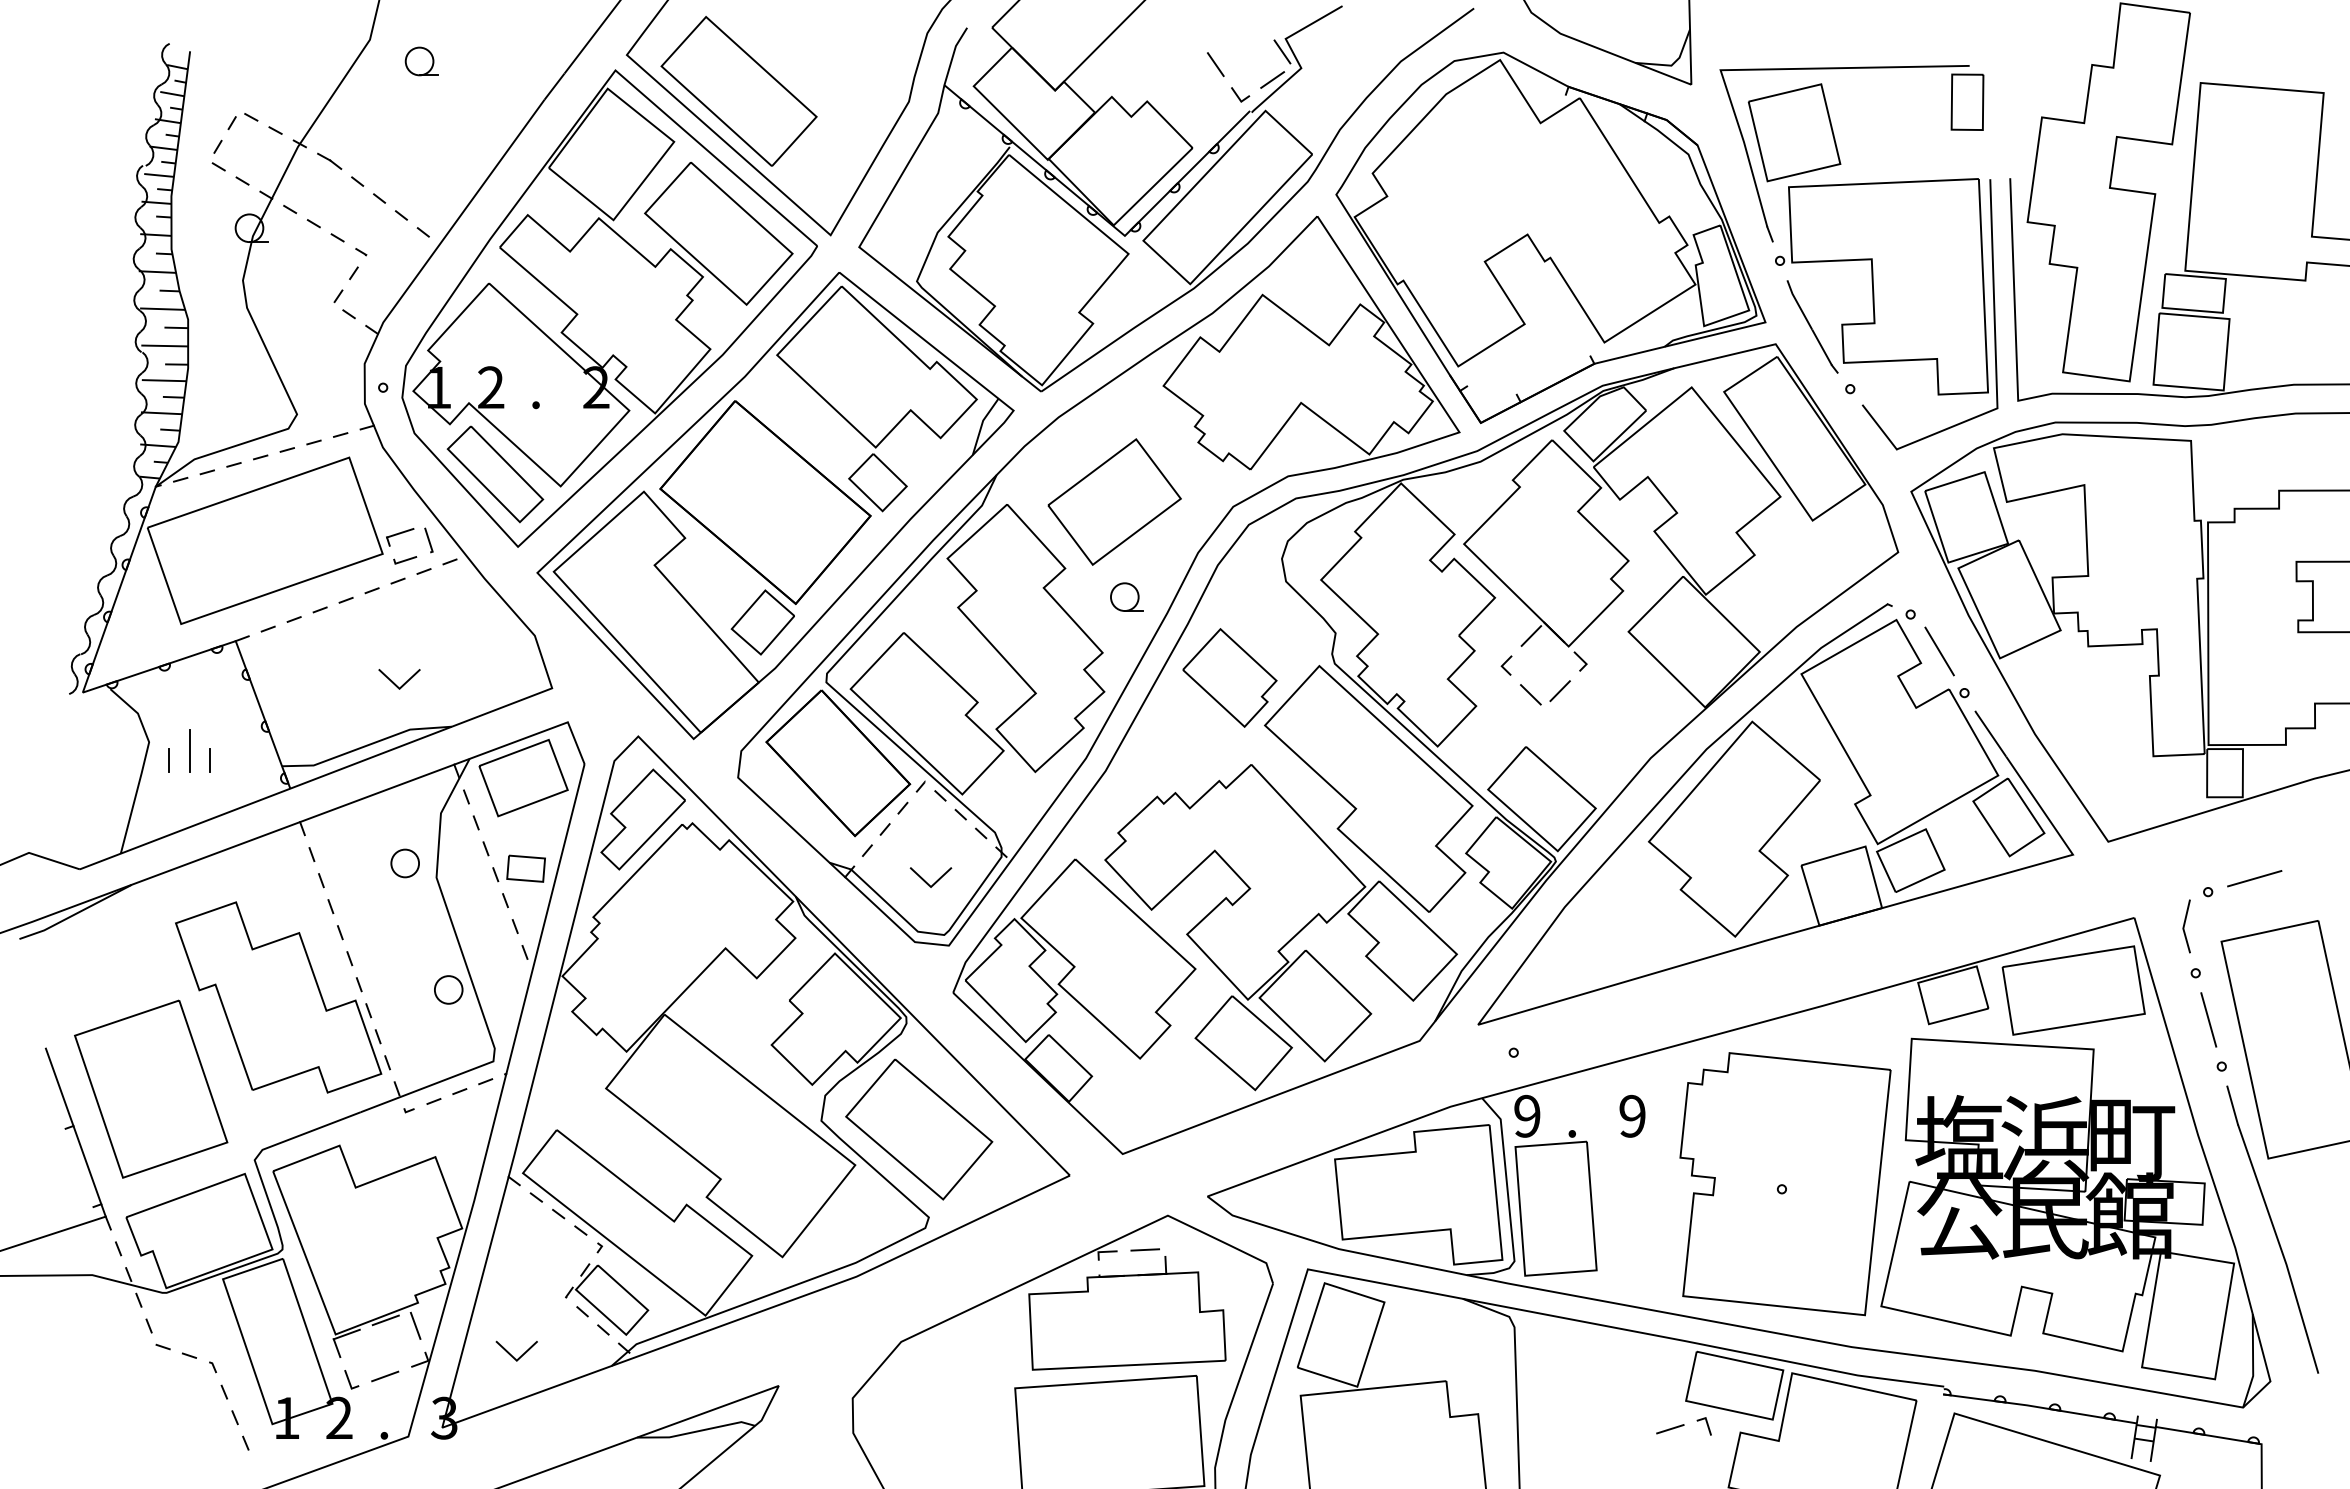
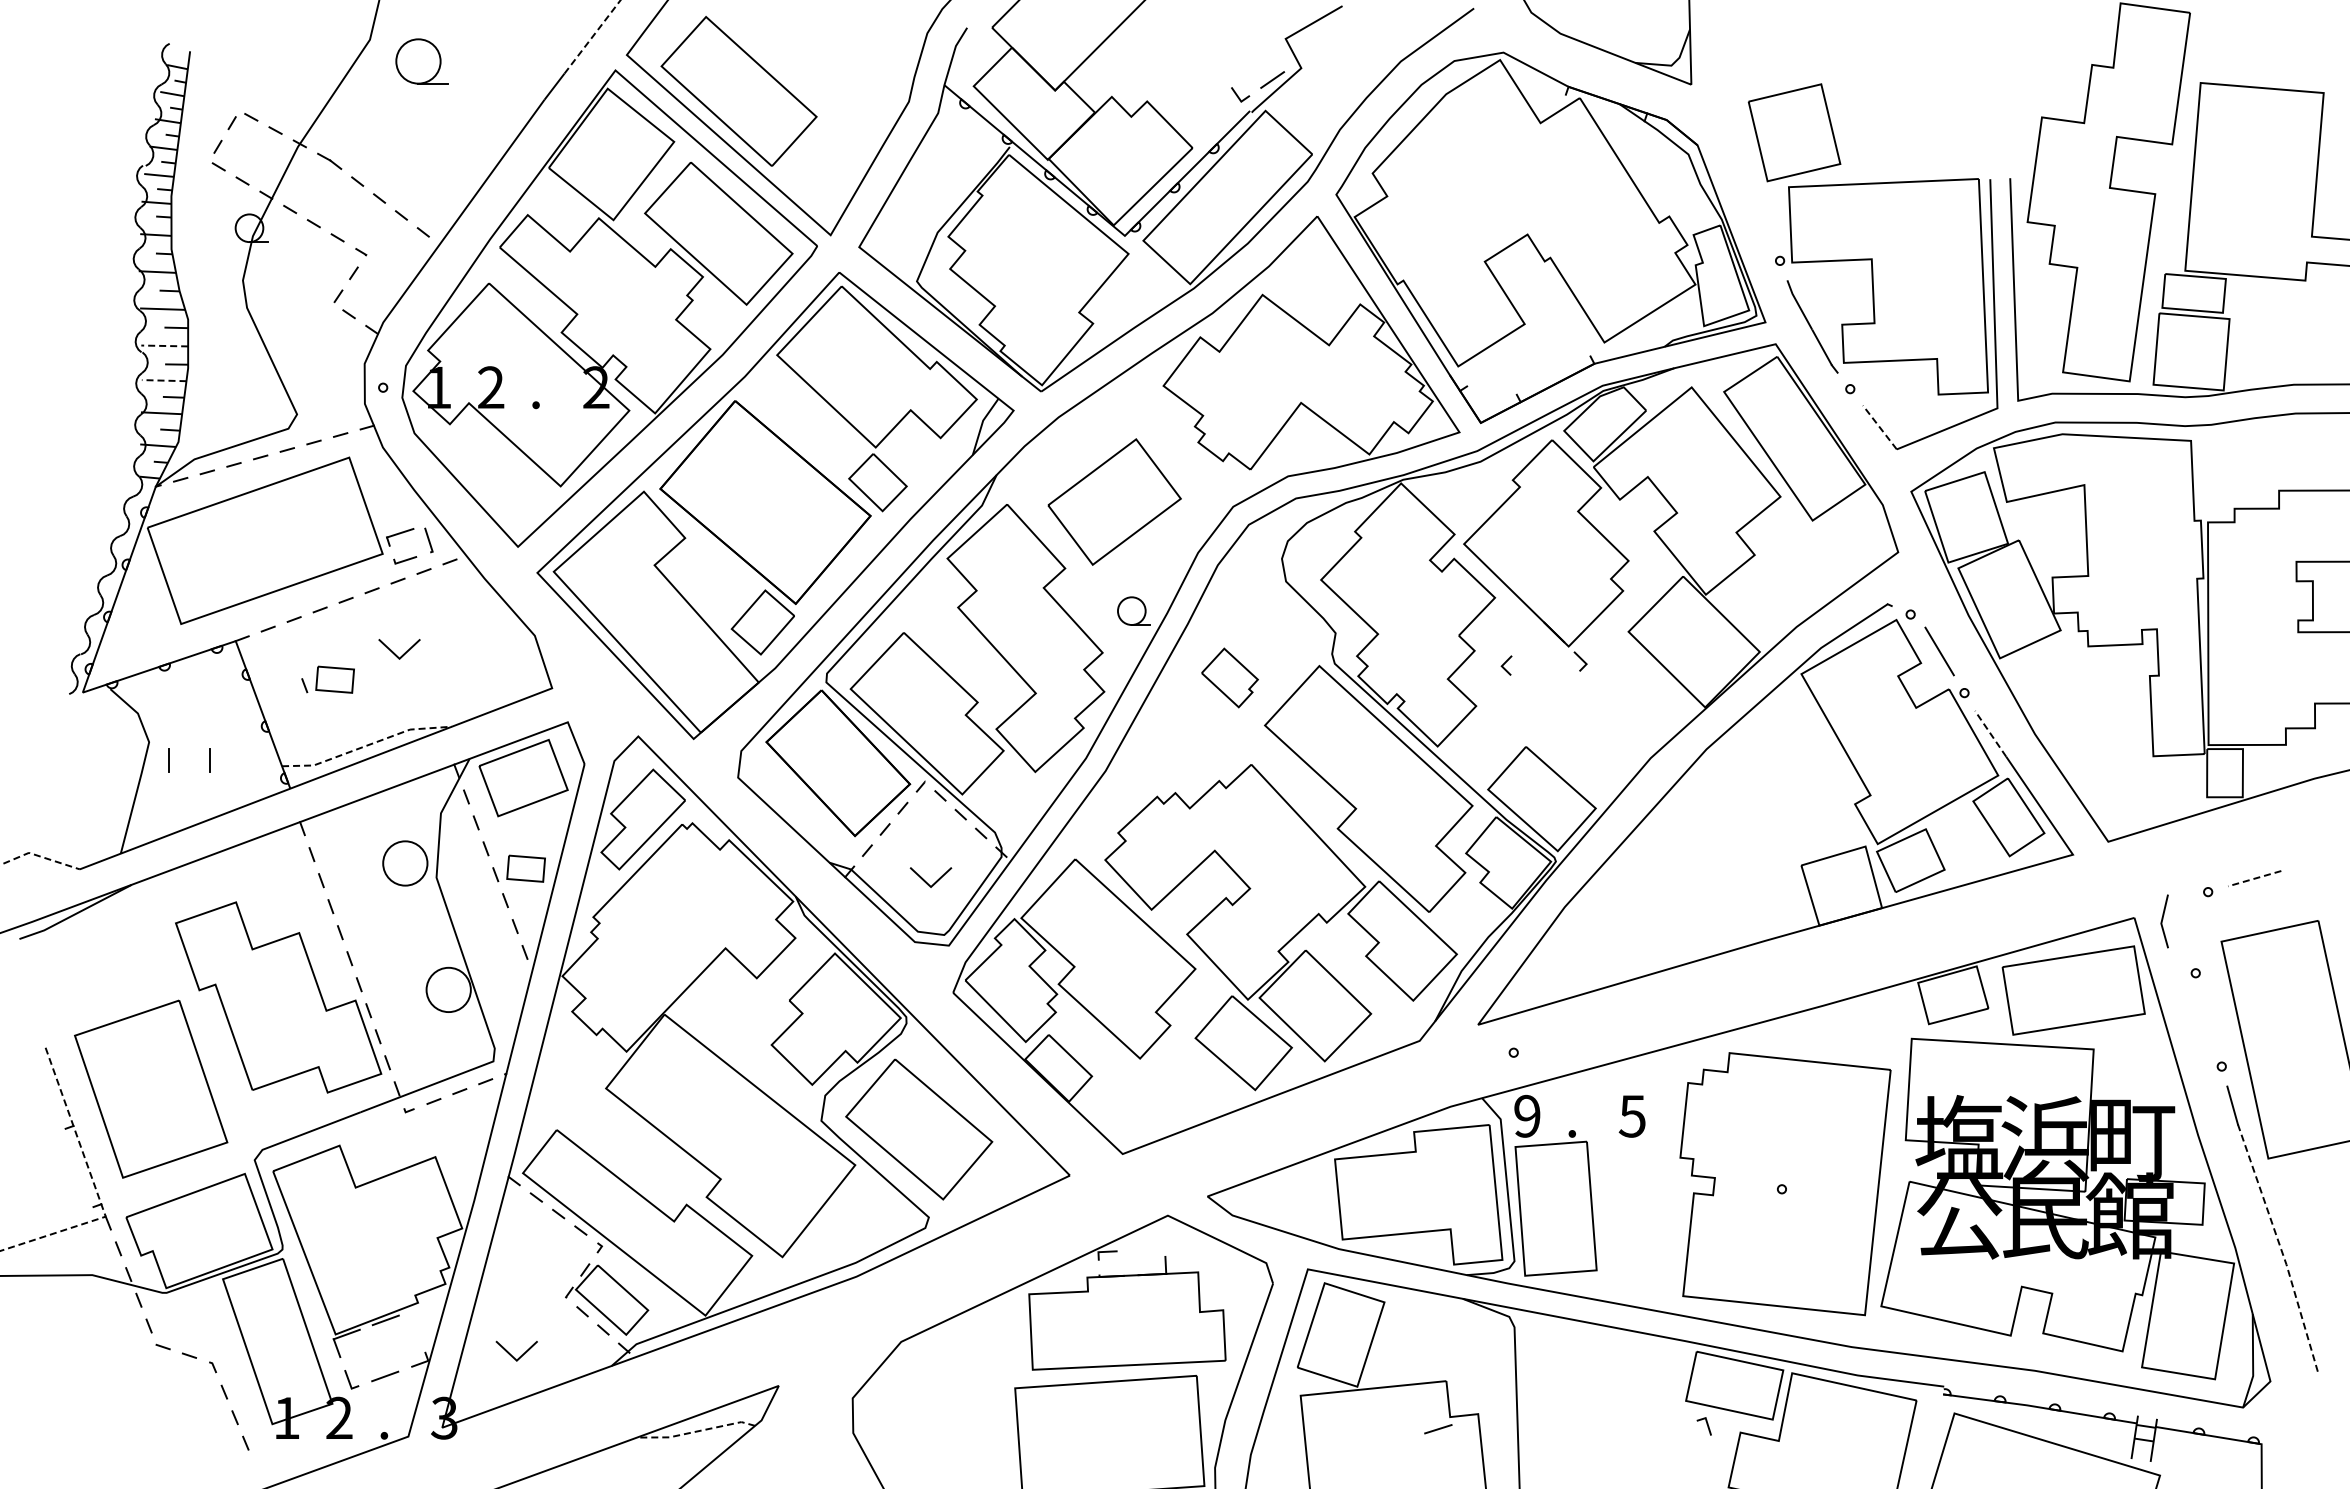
line: solid -> dashed (592, 37)
line: present -> none (1282, 51)
part size: 35x31 px -> 54x47 px (421, 61)
line: present -> none (1215, 64)
part: present -> none (1839, 69)
line: solid -> dashed (164, 345)
line: solid -> dashed (163, 380)
line: solid -> dashed (1879, 427)
part: present -> none (495, 474)
part position: (1126, 596) -> (1133, 610) (1133, 610)
line: present -> none (1531, 635)
part size: 96x100 px -> 58x62 px (1229, 677)
part: none -> present (327, 679)
line position: (395, 683) -> (395, 653) (395, 653)
line: present -> none (1559, 691)
line: present -> none (1530, 694)
line: solid -> dashed (1990, 733)
line: solid -> dashed (367, 745)
line: present -> none (189, 750)
part: present -> none (1734, 828)
line: solid -> dashed (39, 856)
circle size: 30x31 px -> 47x47 px (405, 863)
line: solid -> dashed (2254, 878)
line position: (2184, 926) -> (2162, 921) (2162, 921)
circle diameter: 28 px -> 44 px (448, 989)
line: present -> none (2208, 1019)
text: 9 -> 5 (1631, 1115)
line: solid -> dashed (94, 1184)
line: solid -> dashed (2280, 1248)
line: present -> none (1145, 1249)
line: present -> none (415, 1325)
line position: (1670, 1429) -> (1438, 1429) (1438, 1429)
line: solid -> dashed (696, 1431)
